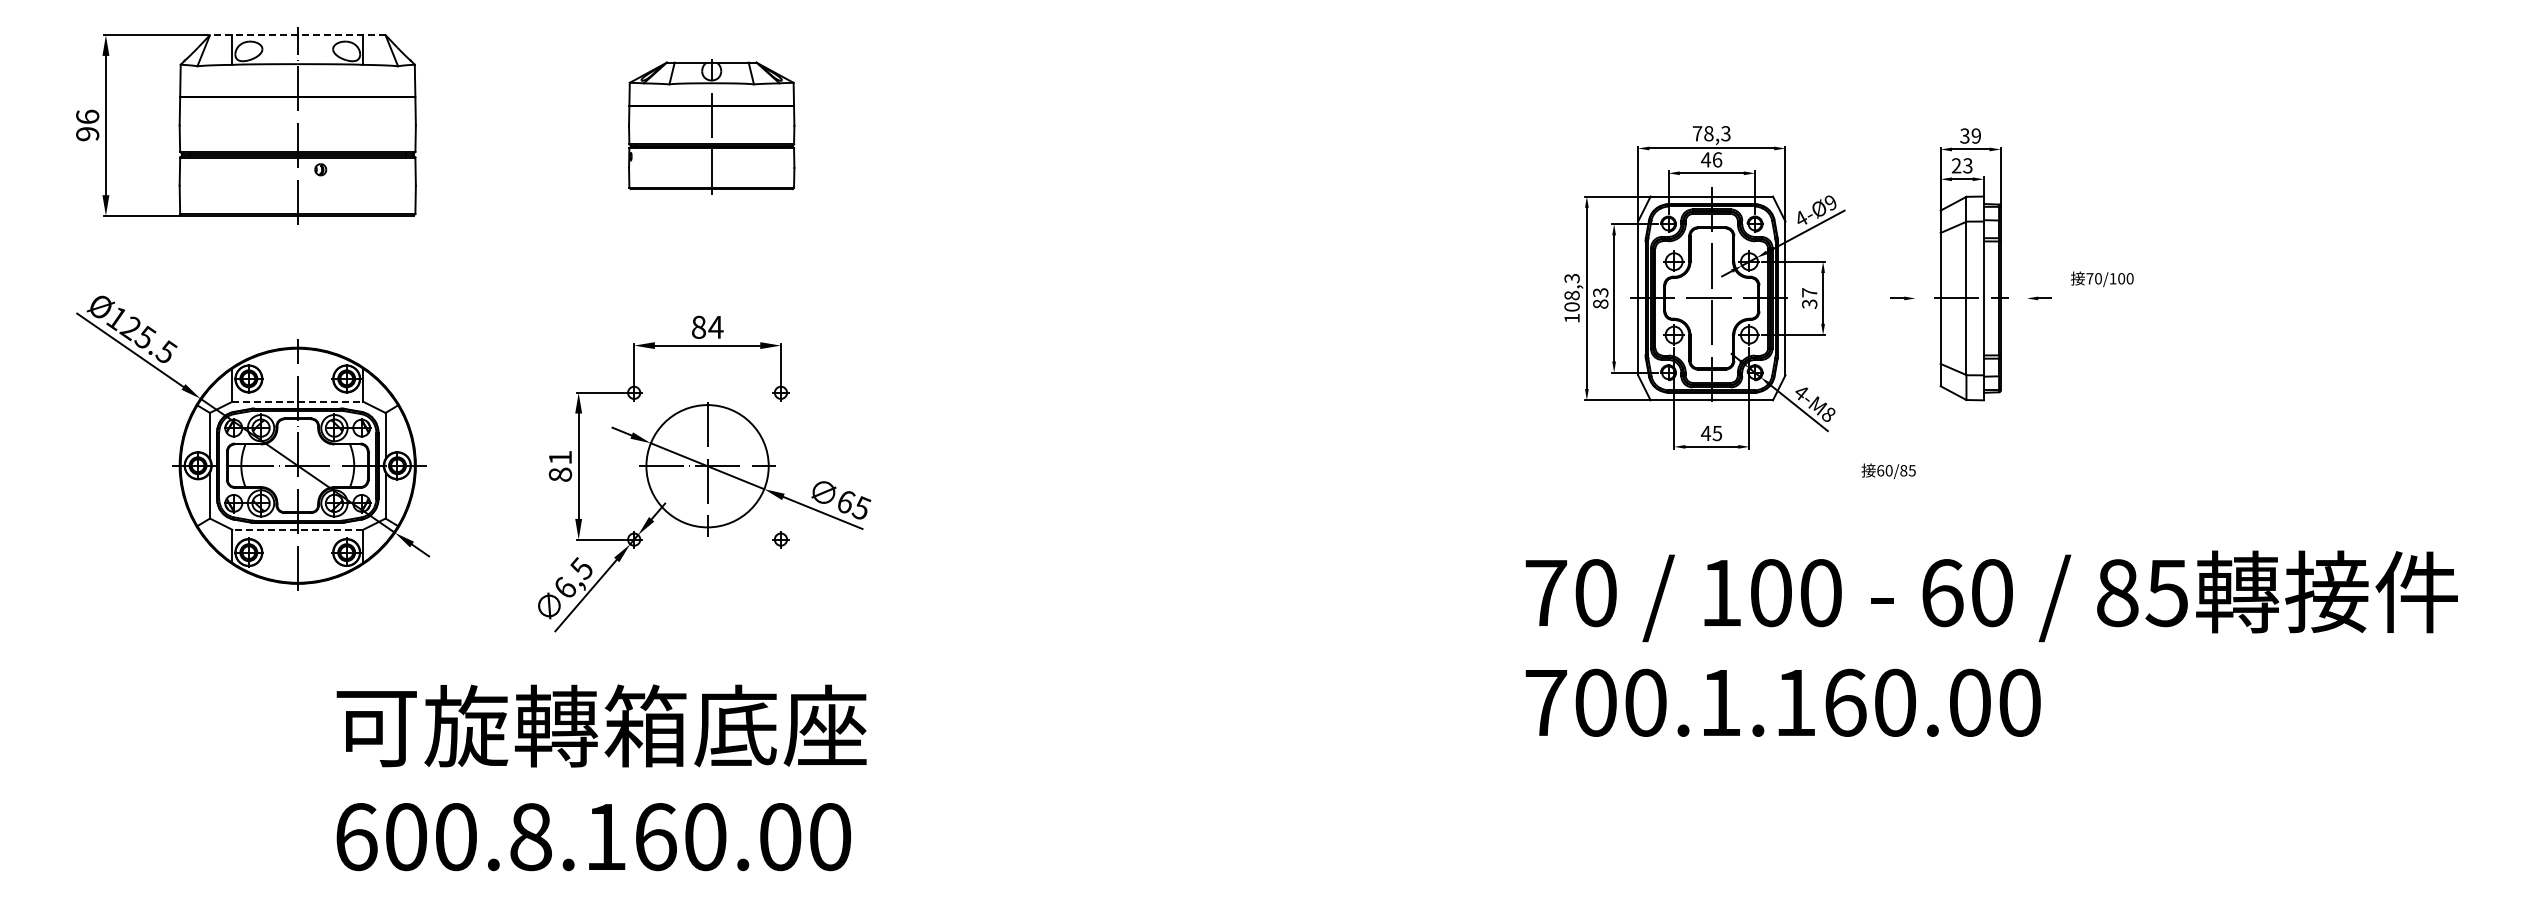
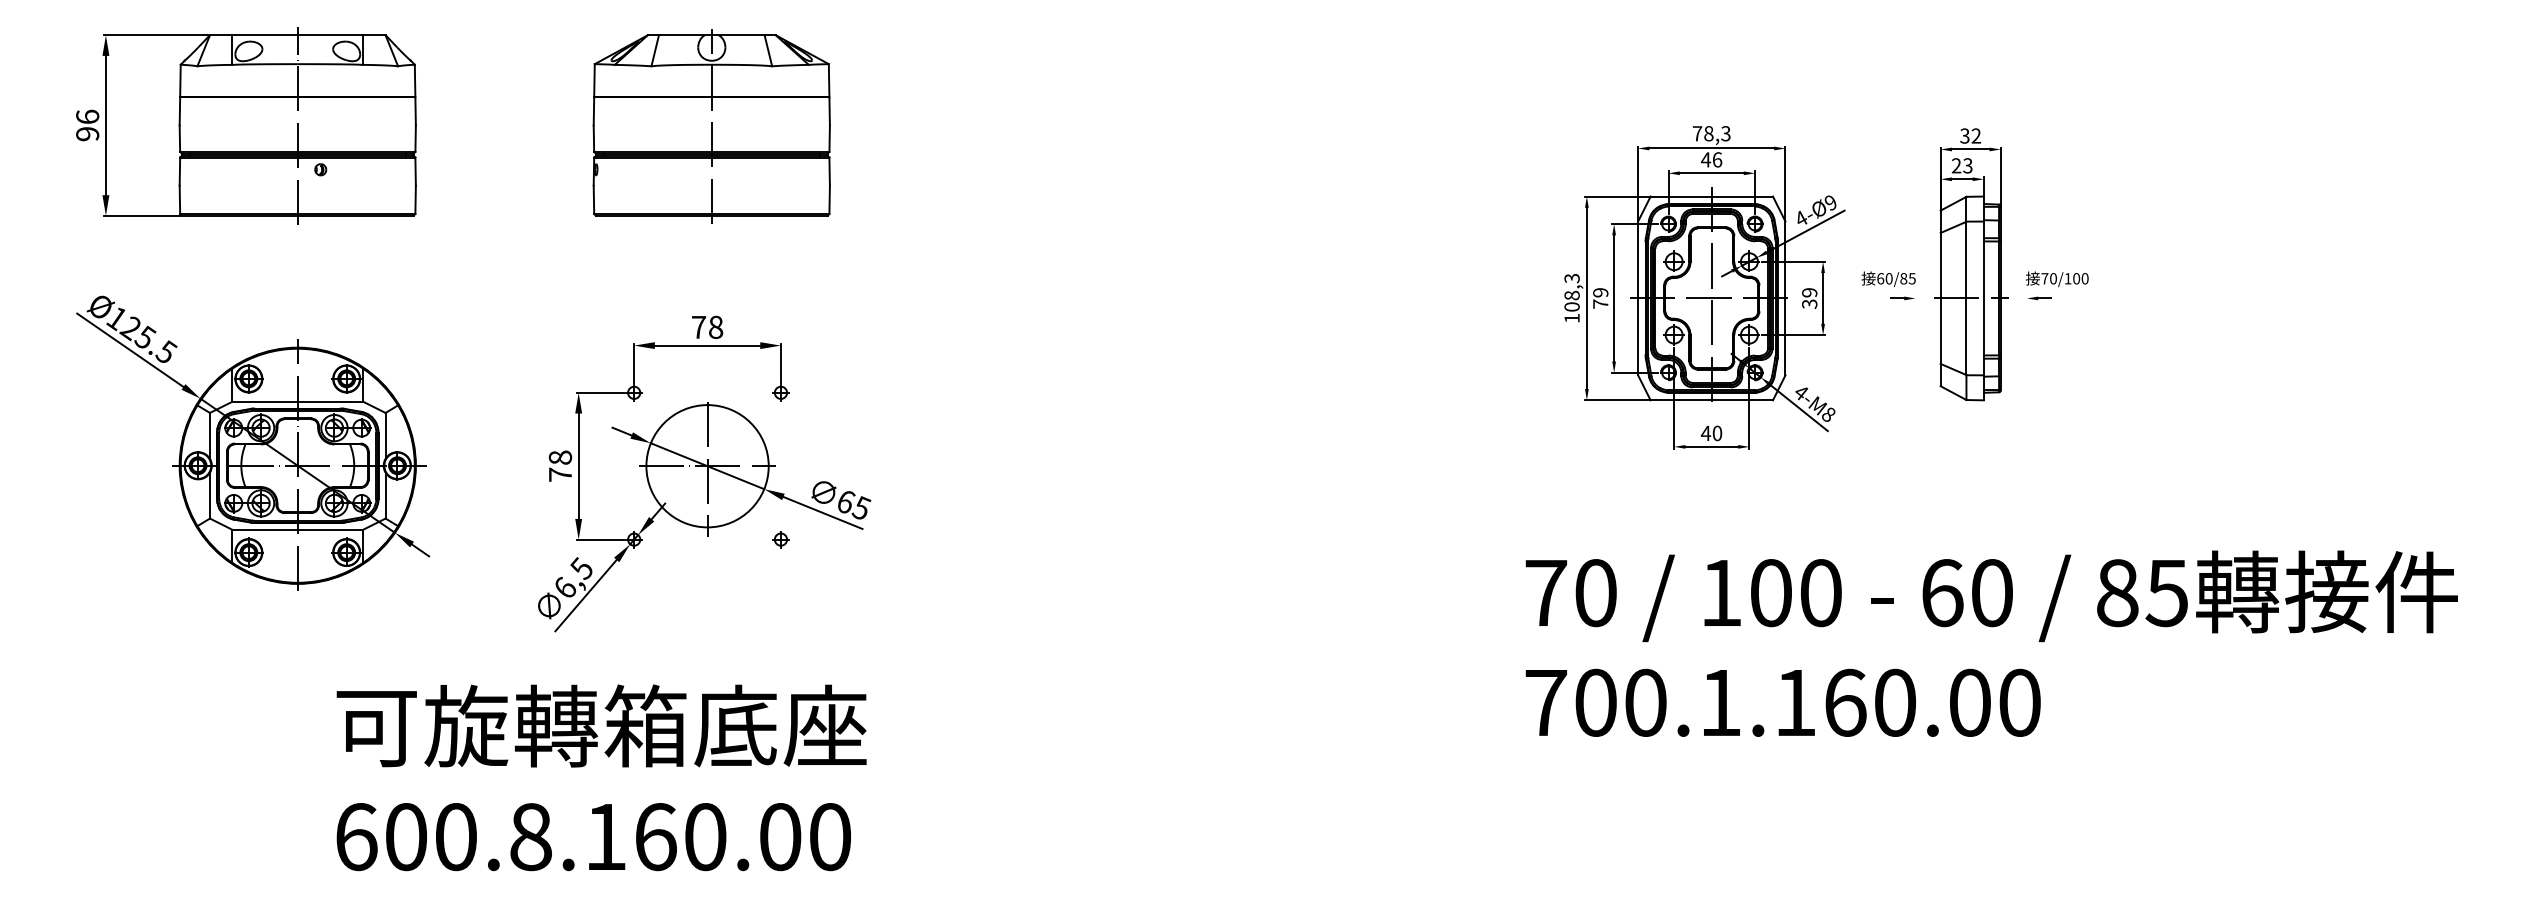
line: dashed -> solid (297, 35)
part size: 168x136 px -> 239x195 px (711, 126)
text: 39 -> 32 (1976, 135)
text position: (2102, 279) -> (2057, 279) (2057, 279)
text: 37 -> 39 (1809, 292)
text: 83 -> 79 (1600, 298)
text: 84 -> 78 (707, 326)
line: dashed -> solid (298, 401)
text: 45 -> 40 (1717, 433)
text: 81 -> 78 (560, 465)
text position: (1888, 471) -> (1888, 279) (1888, 279)
line: dashed -> solid (297, 529)
